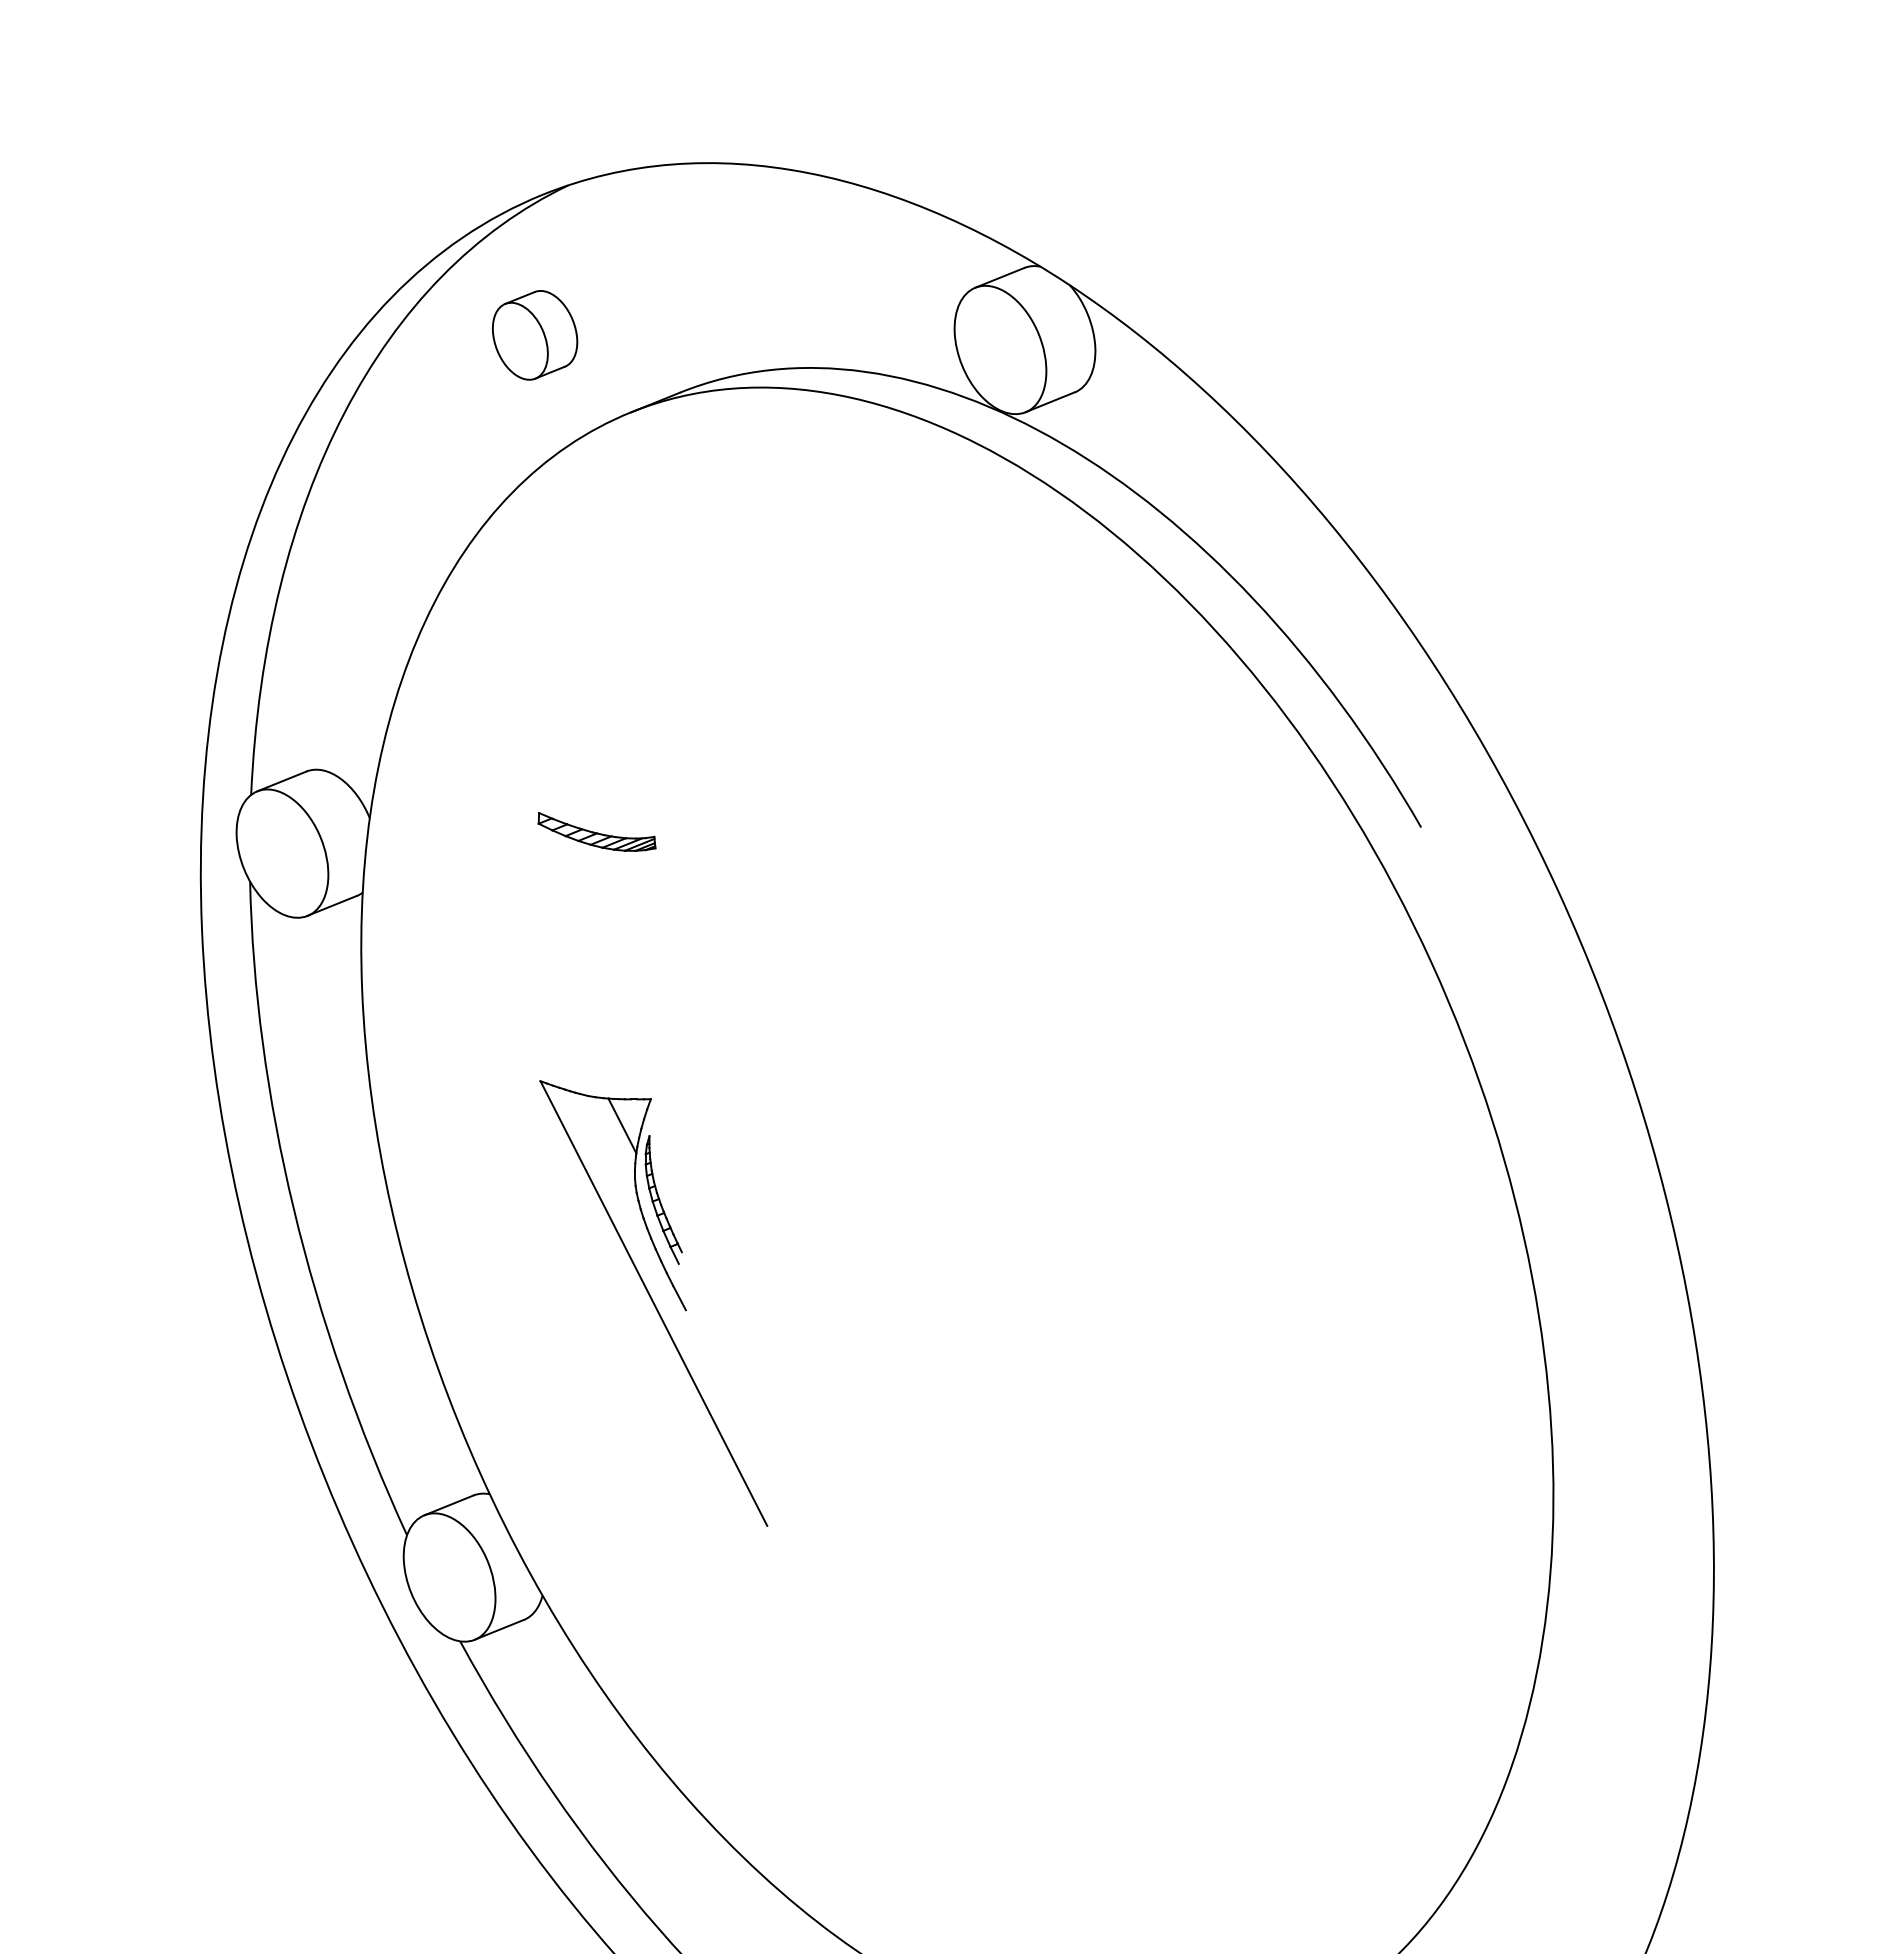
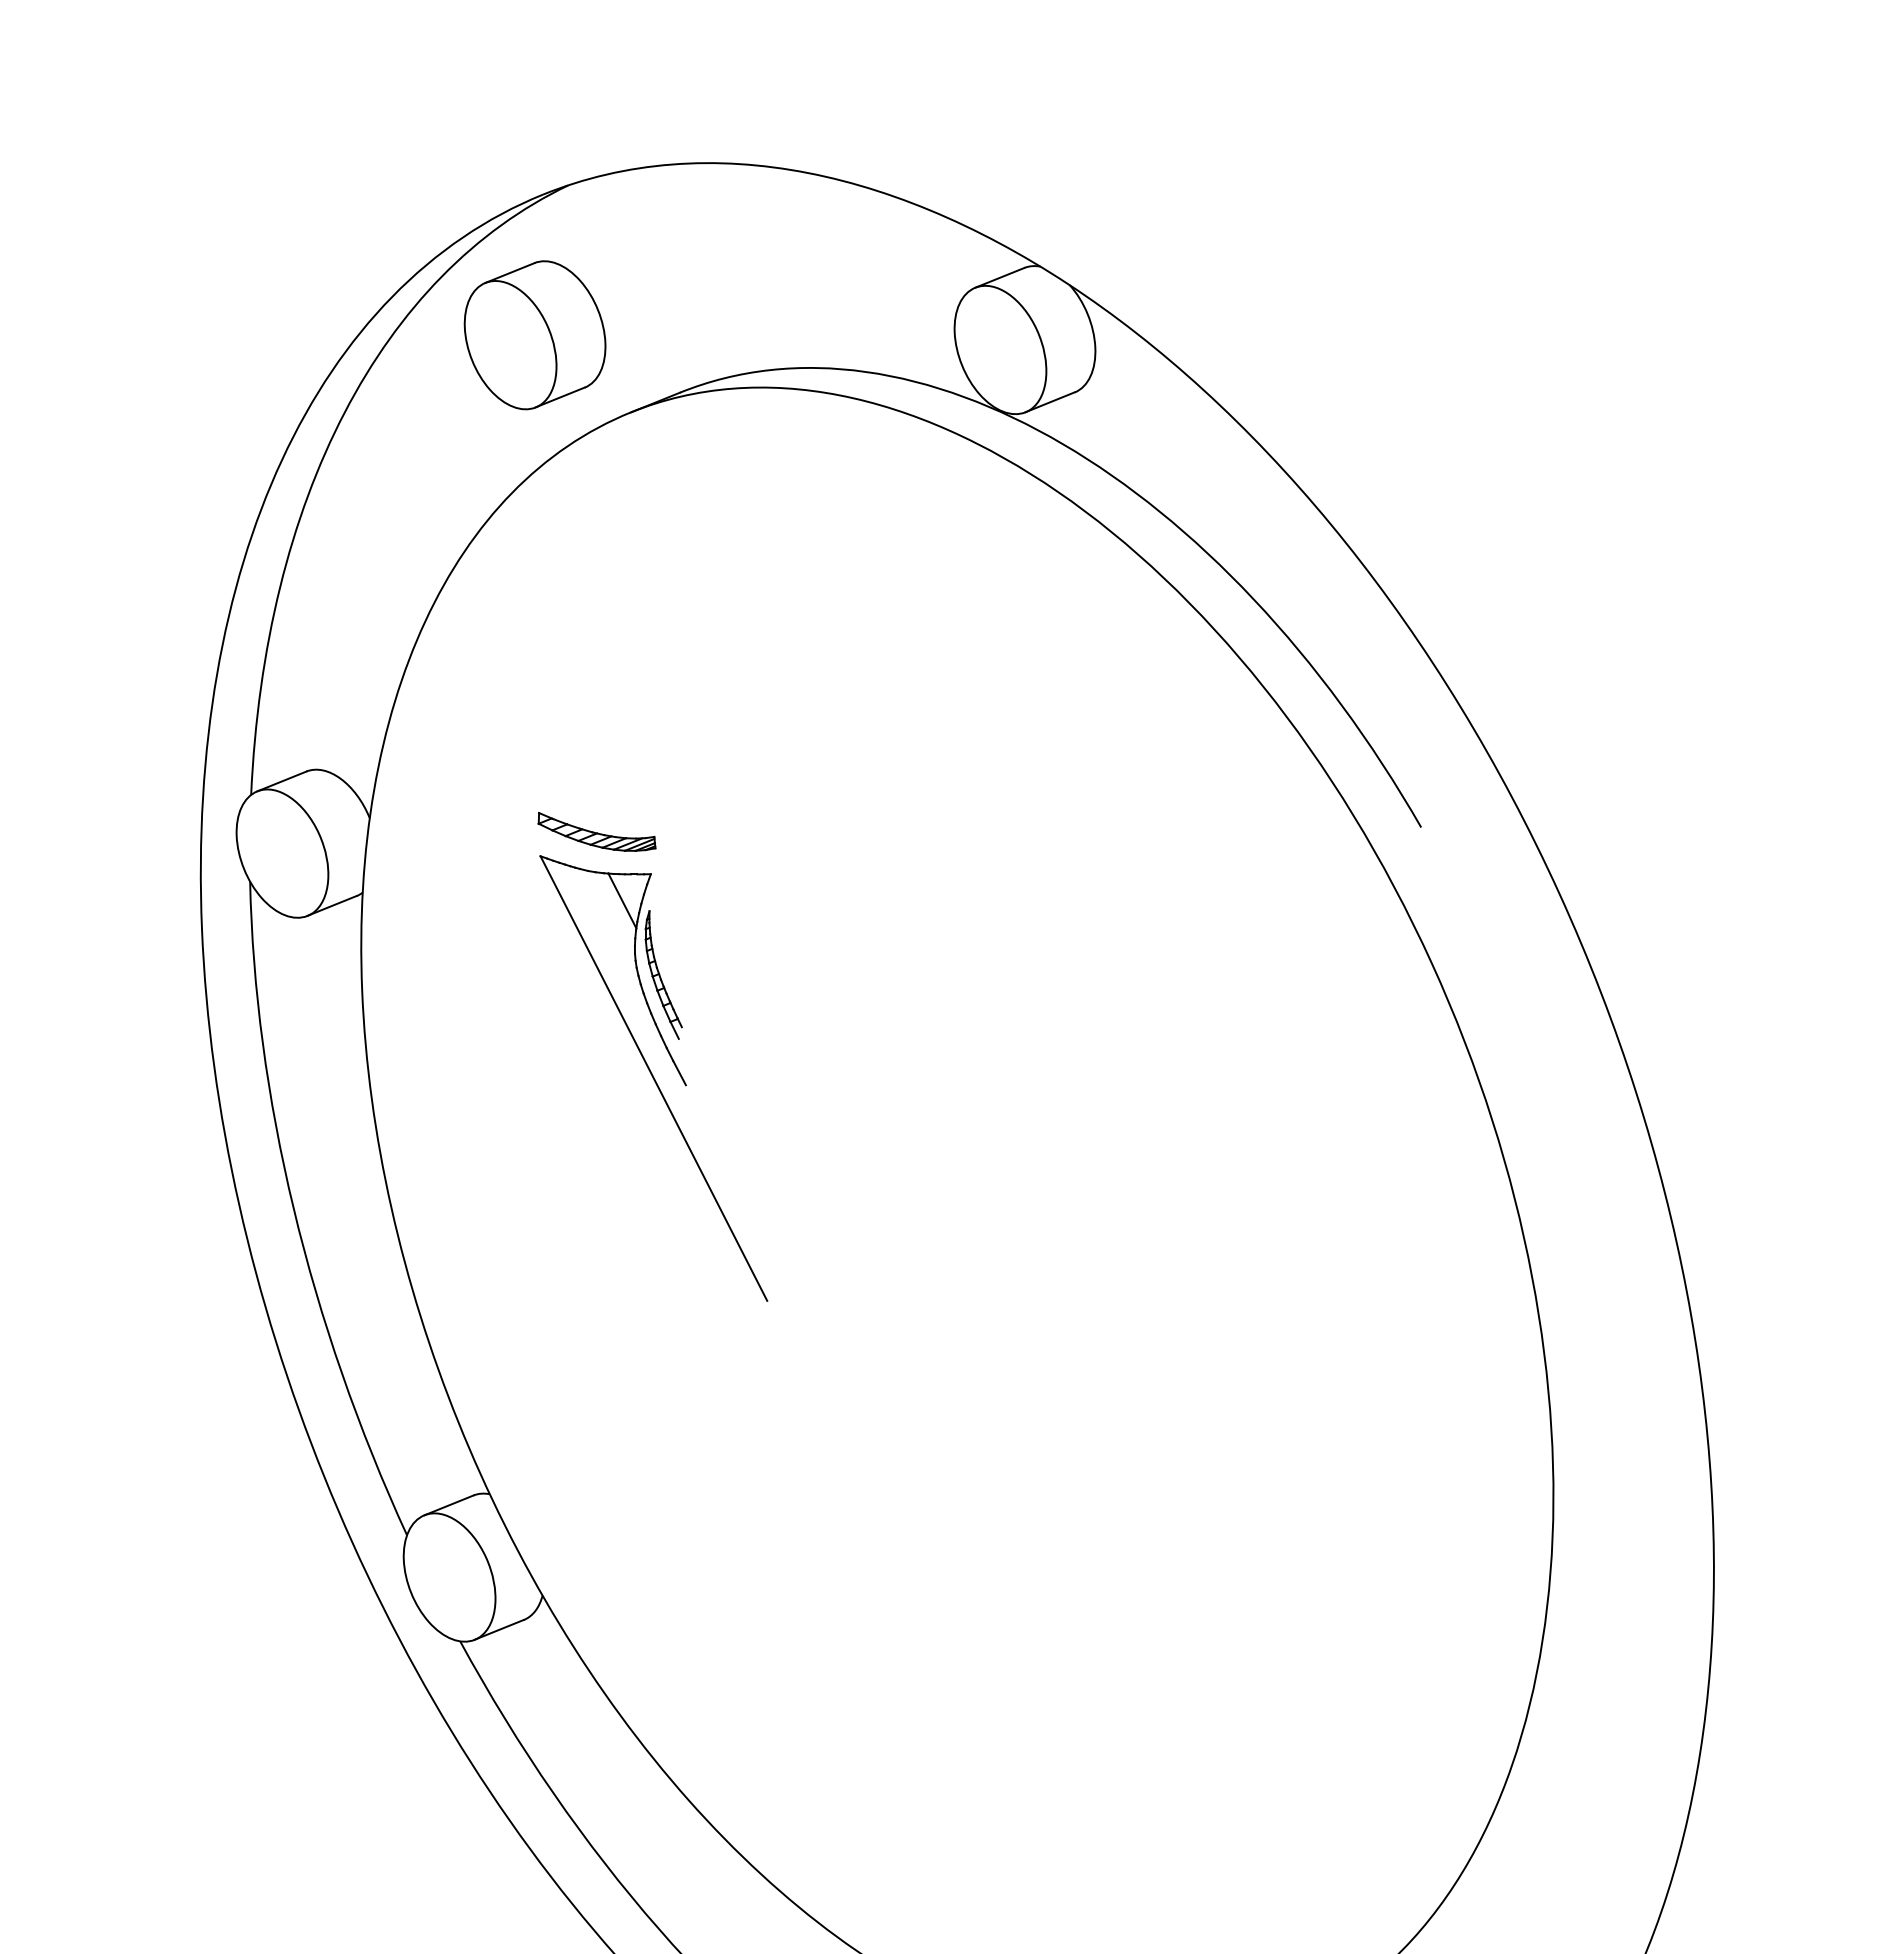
part size: 87x91 px -> 144x151 px (534, 335)
part position: (653, 1303) -> (653, 1078) (653, 1078)
